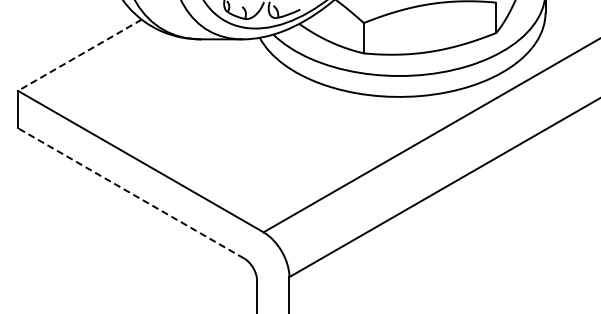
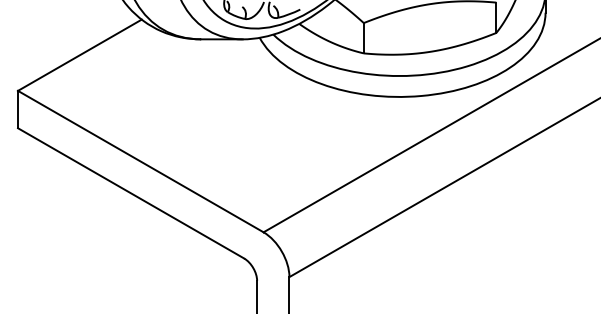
line: dashed -> solid (79, 55)
line: dashed -> solid (131, 193)
